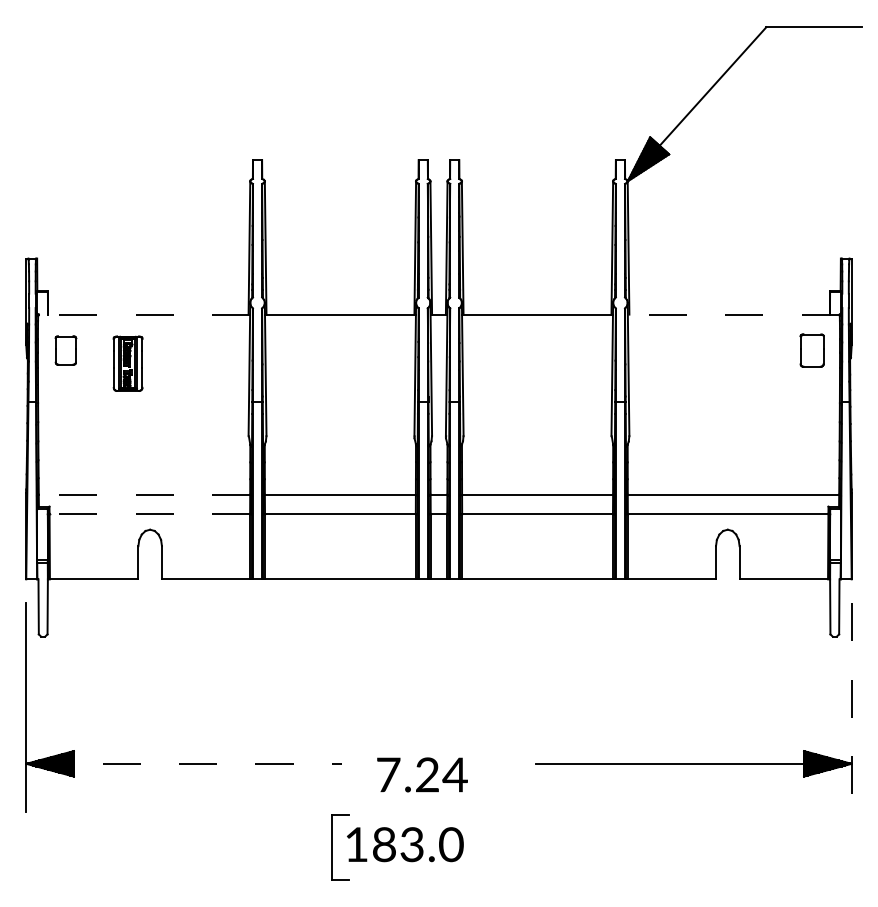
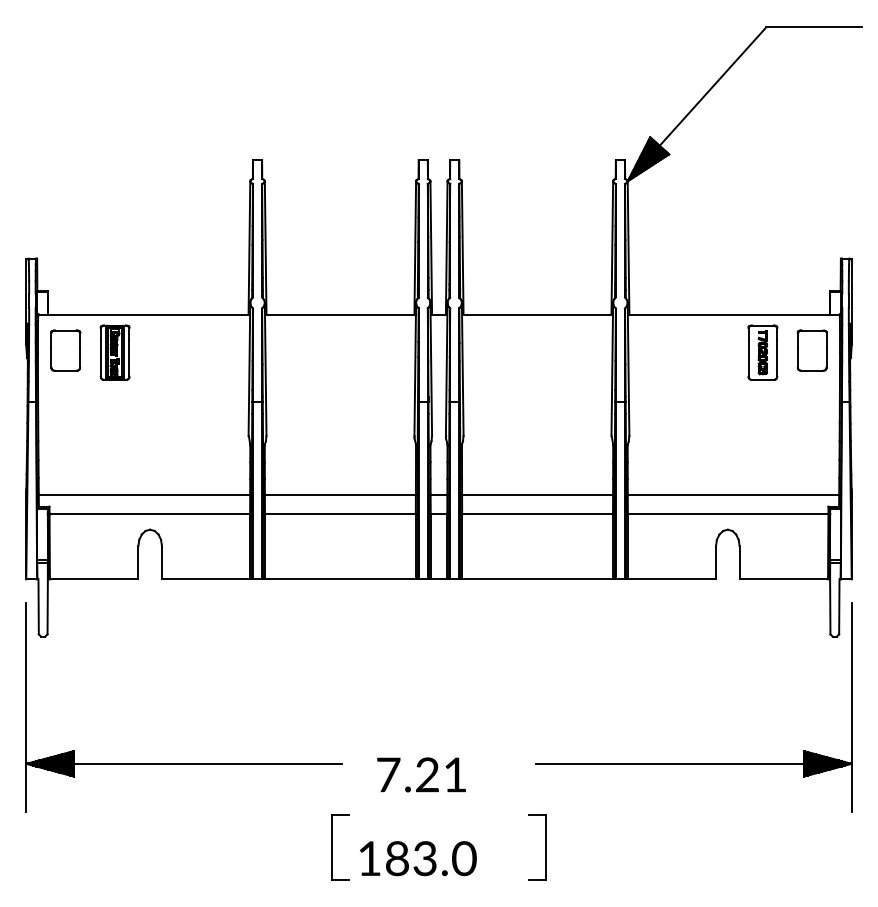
line: dashed -> solid (144, 314)
line: dashed -> solid (733, 314)
part size: 24x31 px -> 32x43 px (65, 350)
part size: 26x35 px -> 32x43 px (811, 350)
part: none -> present (762, 352)
part position: (127, 363) -> (114, 352) (114, 352)
line: dashed -> solid (144, 494)
line: dashed -> solid (149, 513)
line: dashed -> solid (851, 707)
line: dashed -> solid (184, 763)
text: 7.24 -> 7.21 (454, 774)
text position: (405, 844) -> (418, 858) (418, 858)
part: none -> present (545, 847)
